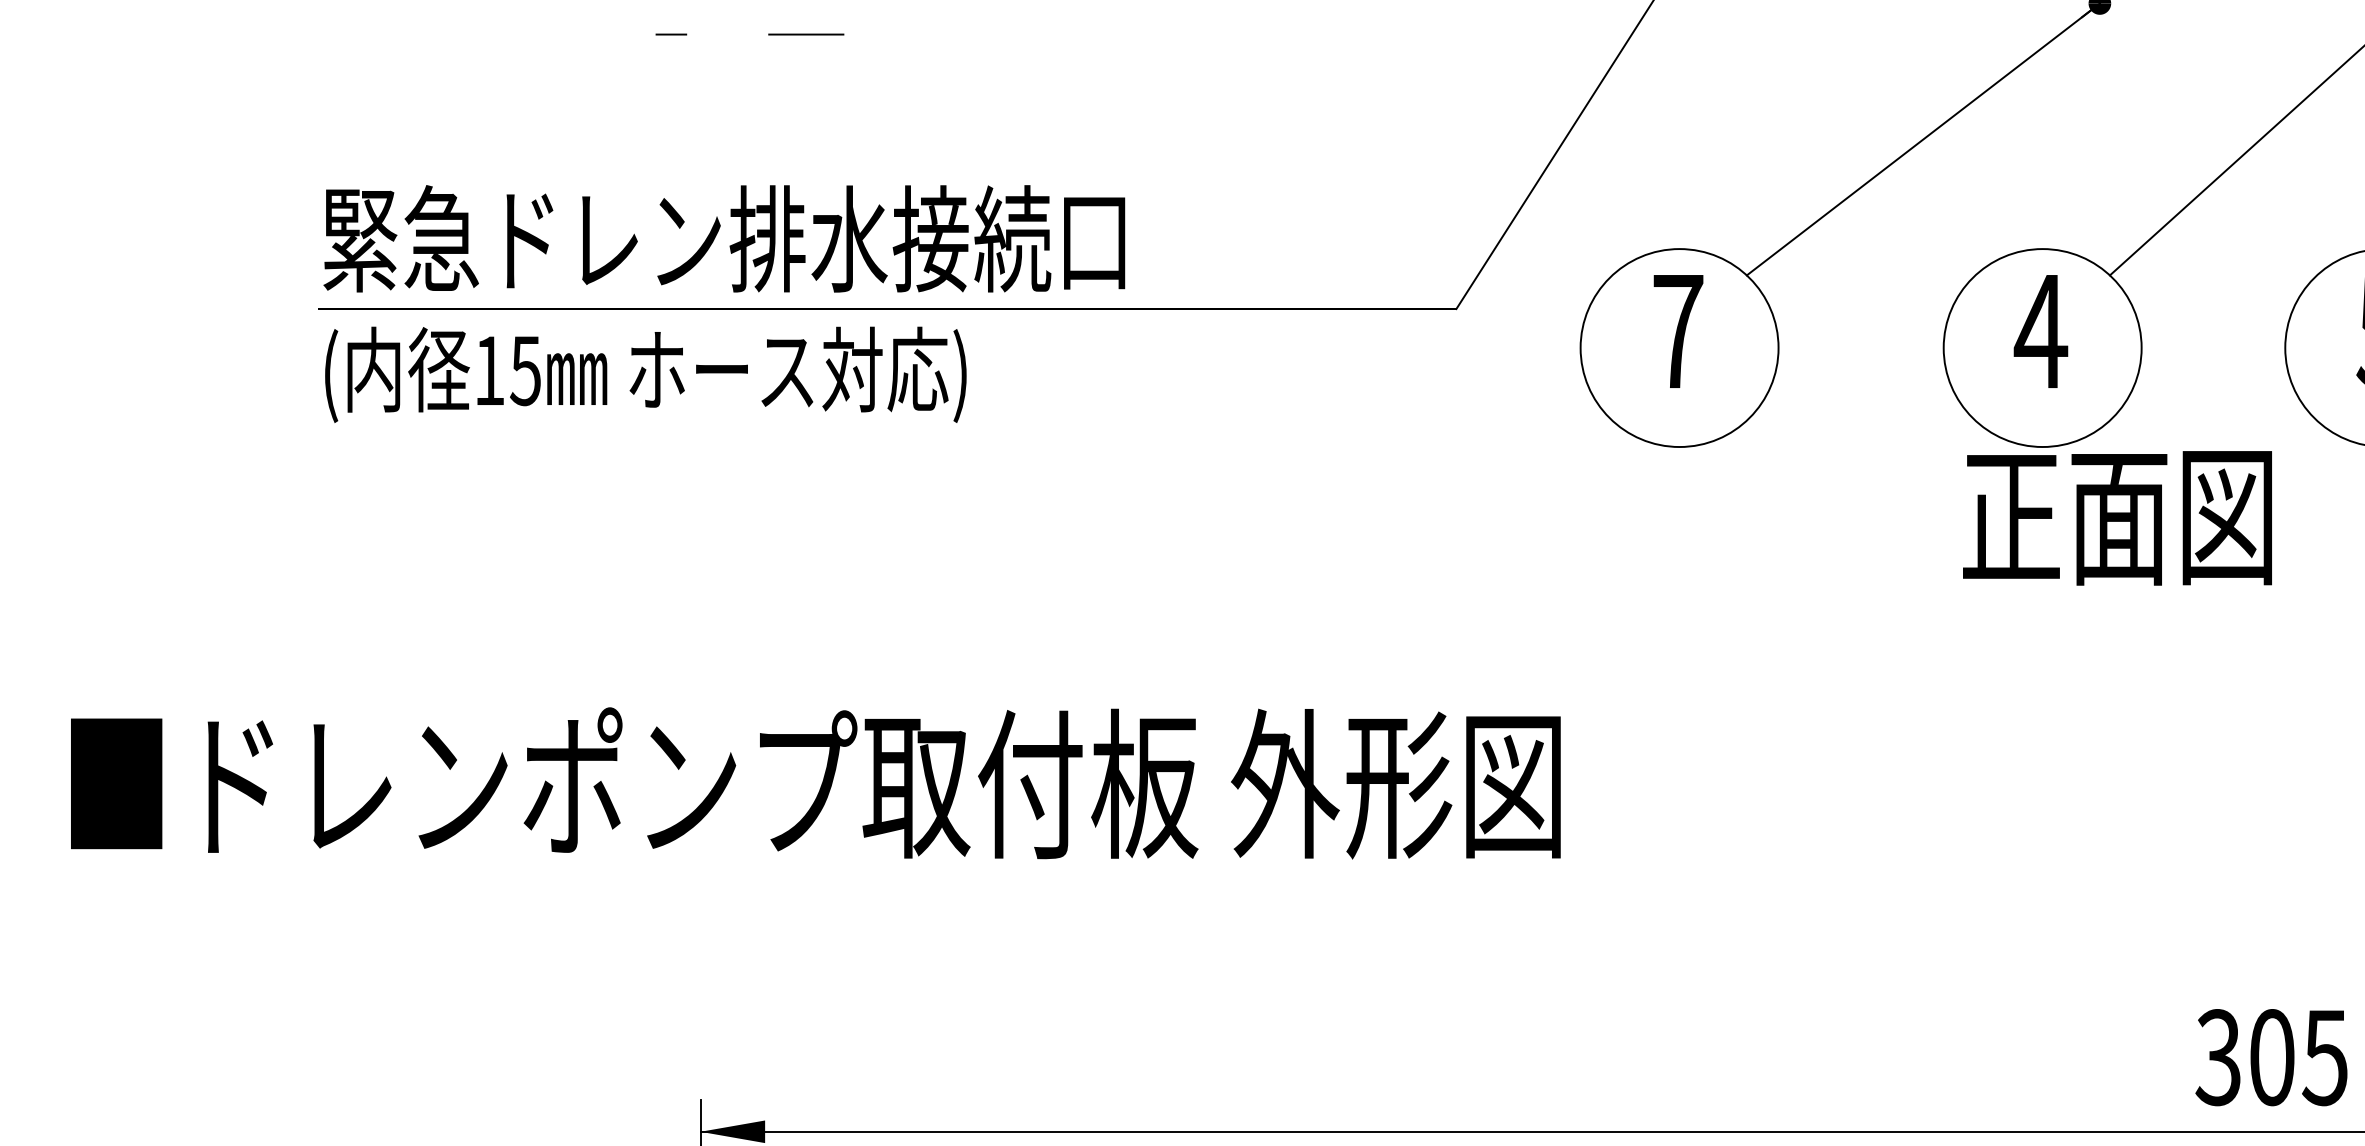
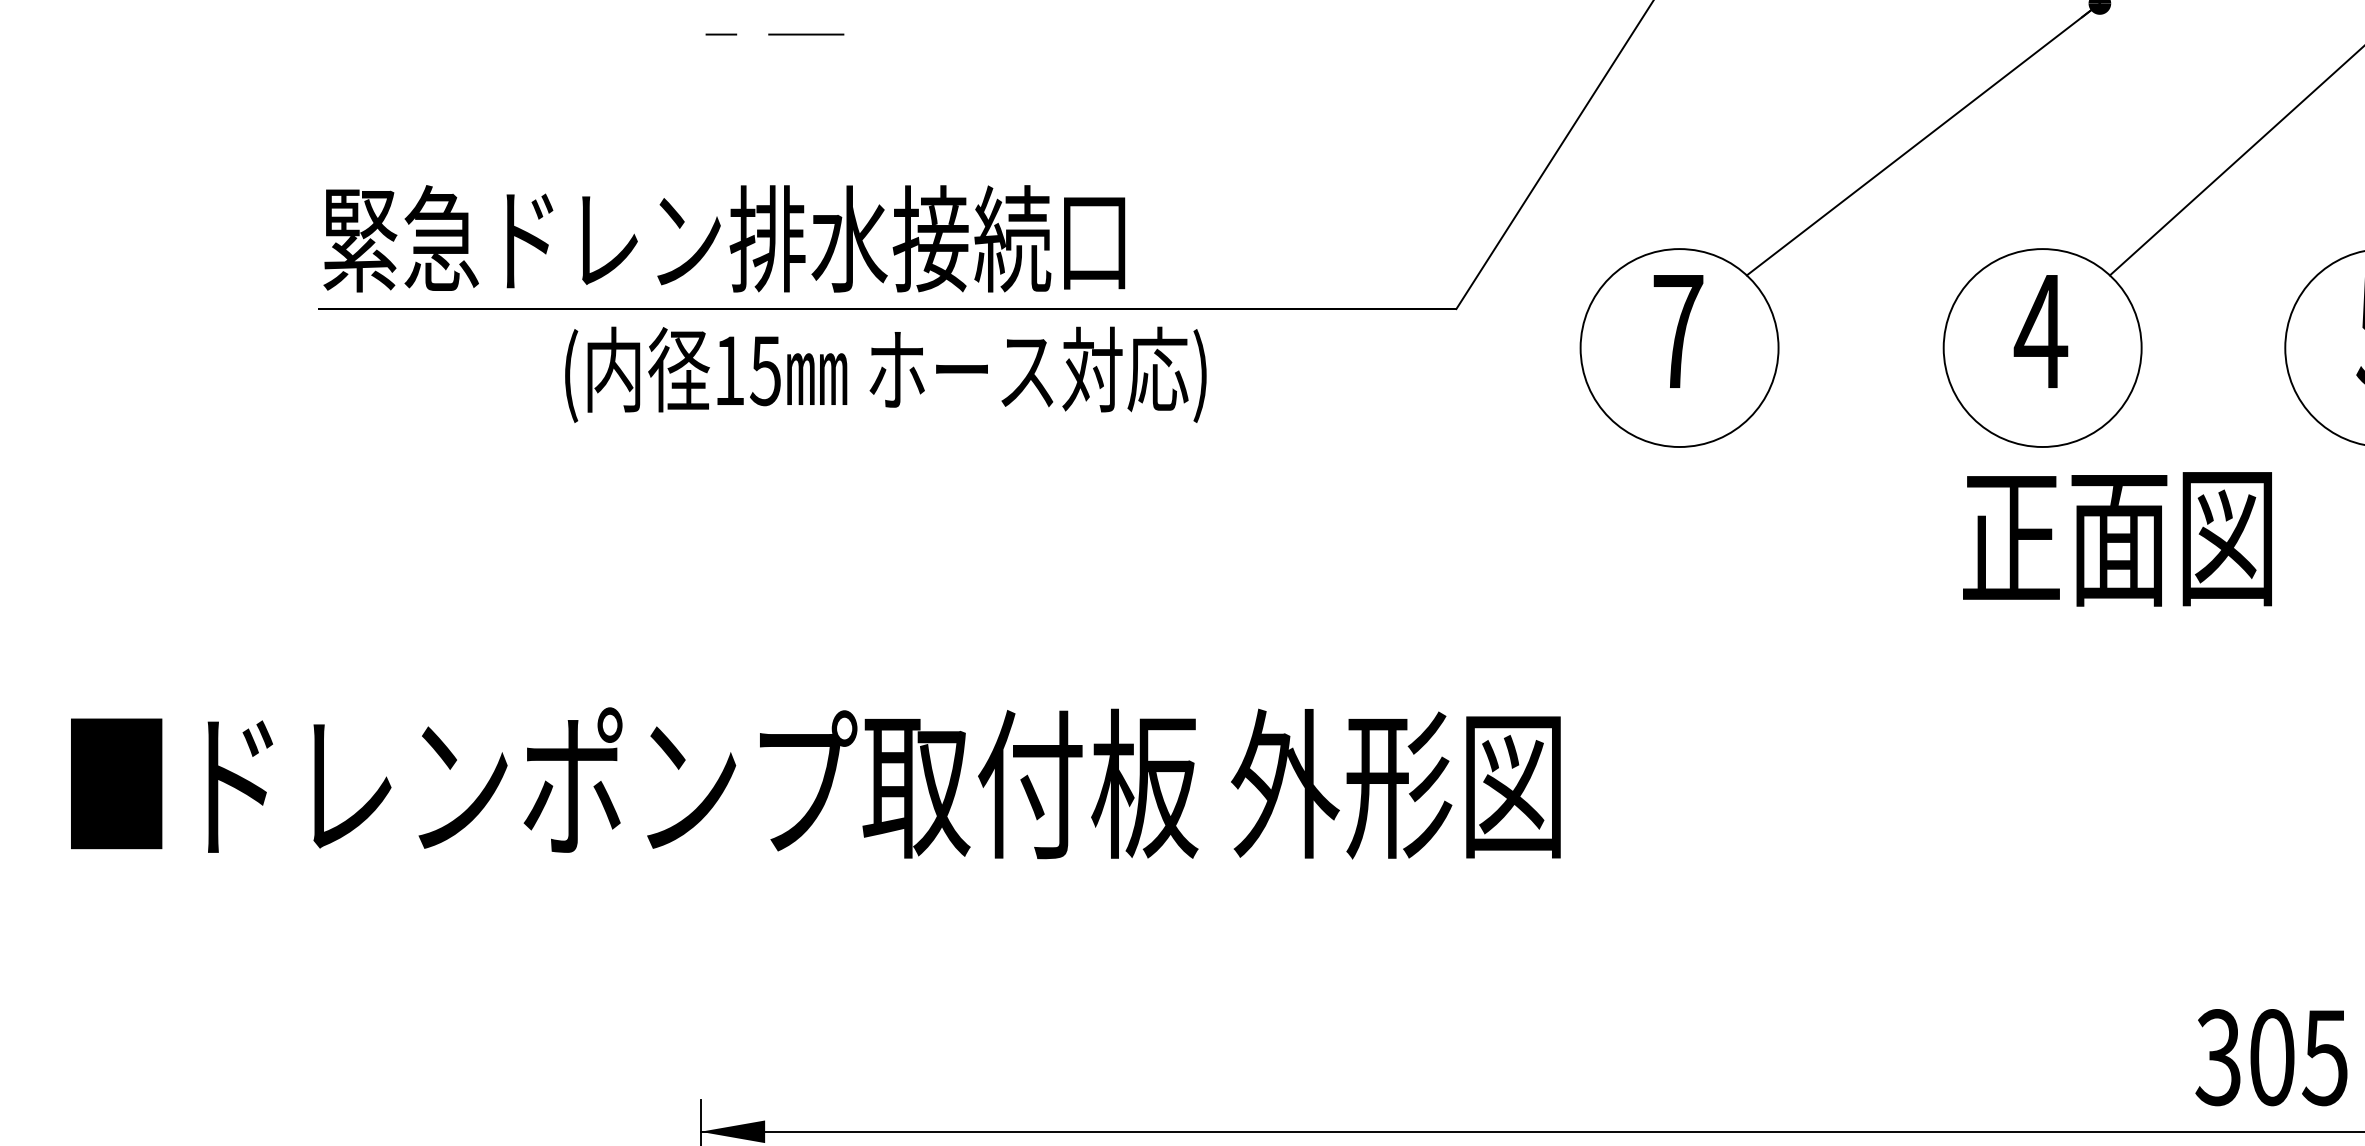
line position: (671, 34) -> (721, 34) (721, 34)
text position: (645, 374) -> (885, 374) (885, 374)
text position: (2117, 518) -> (2117, 539) (2117, 539)
